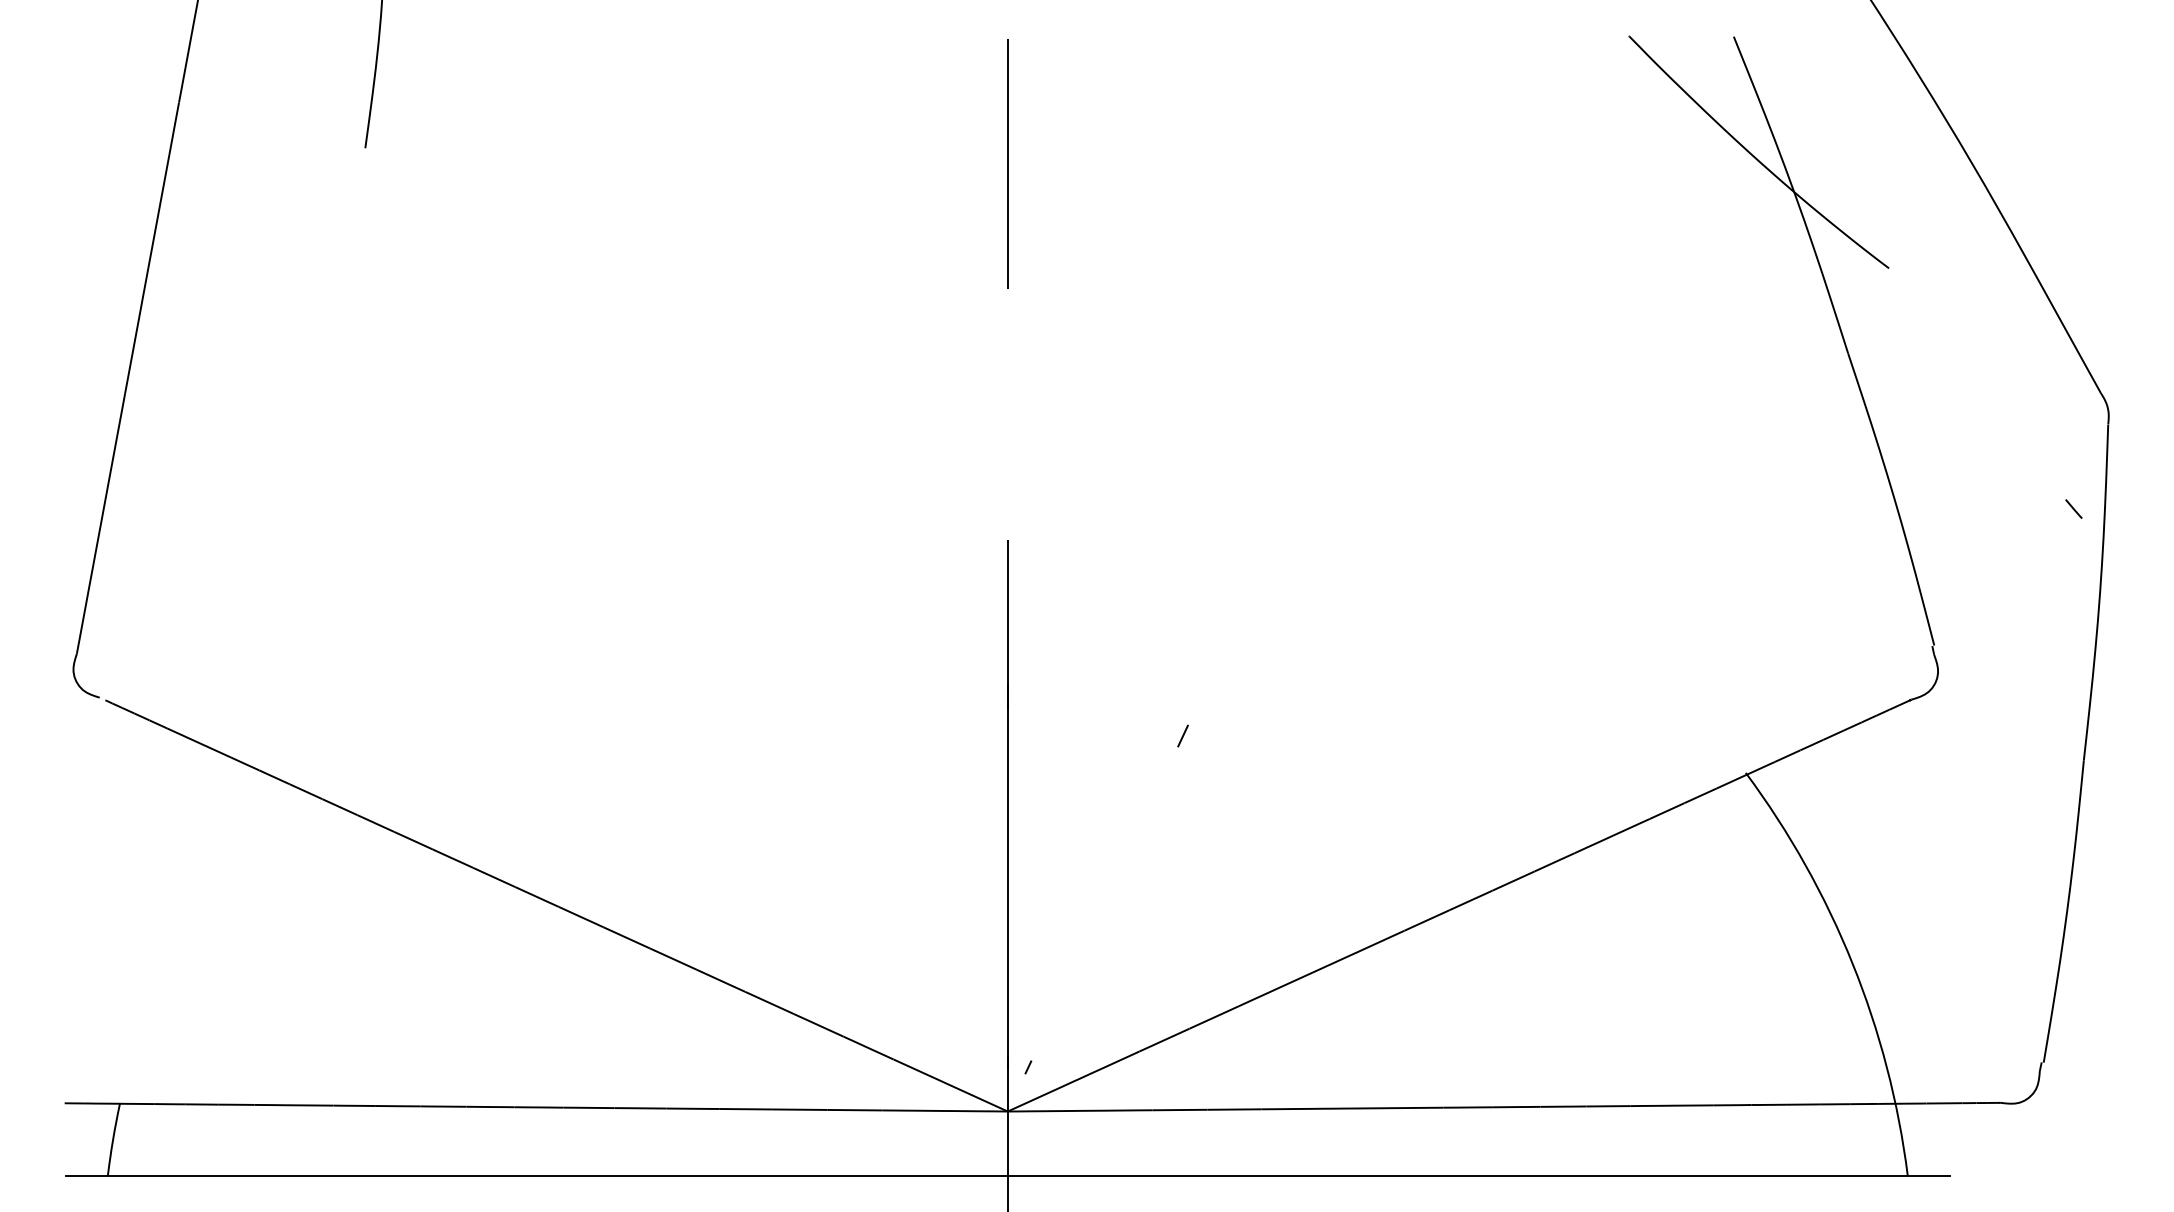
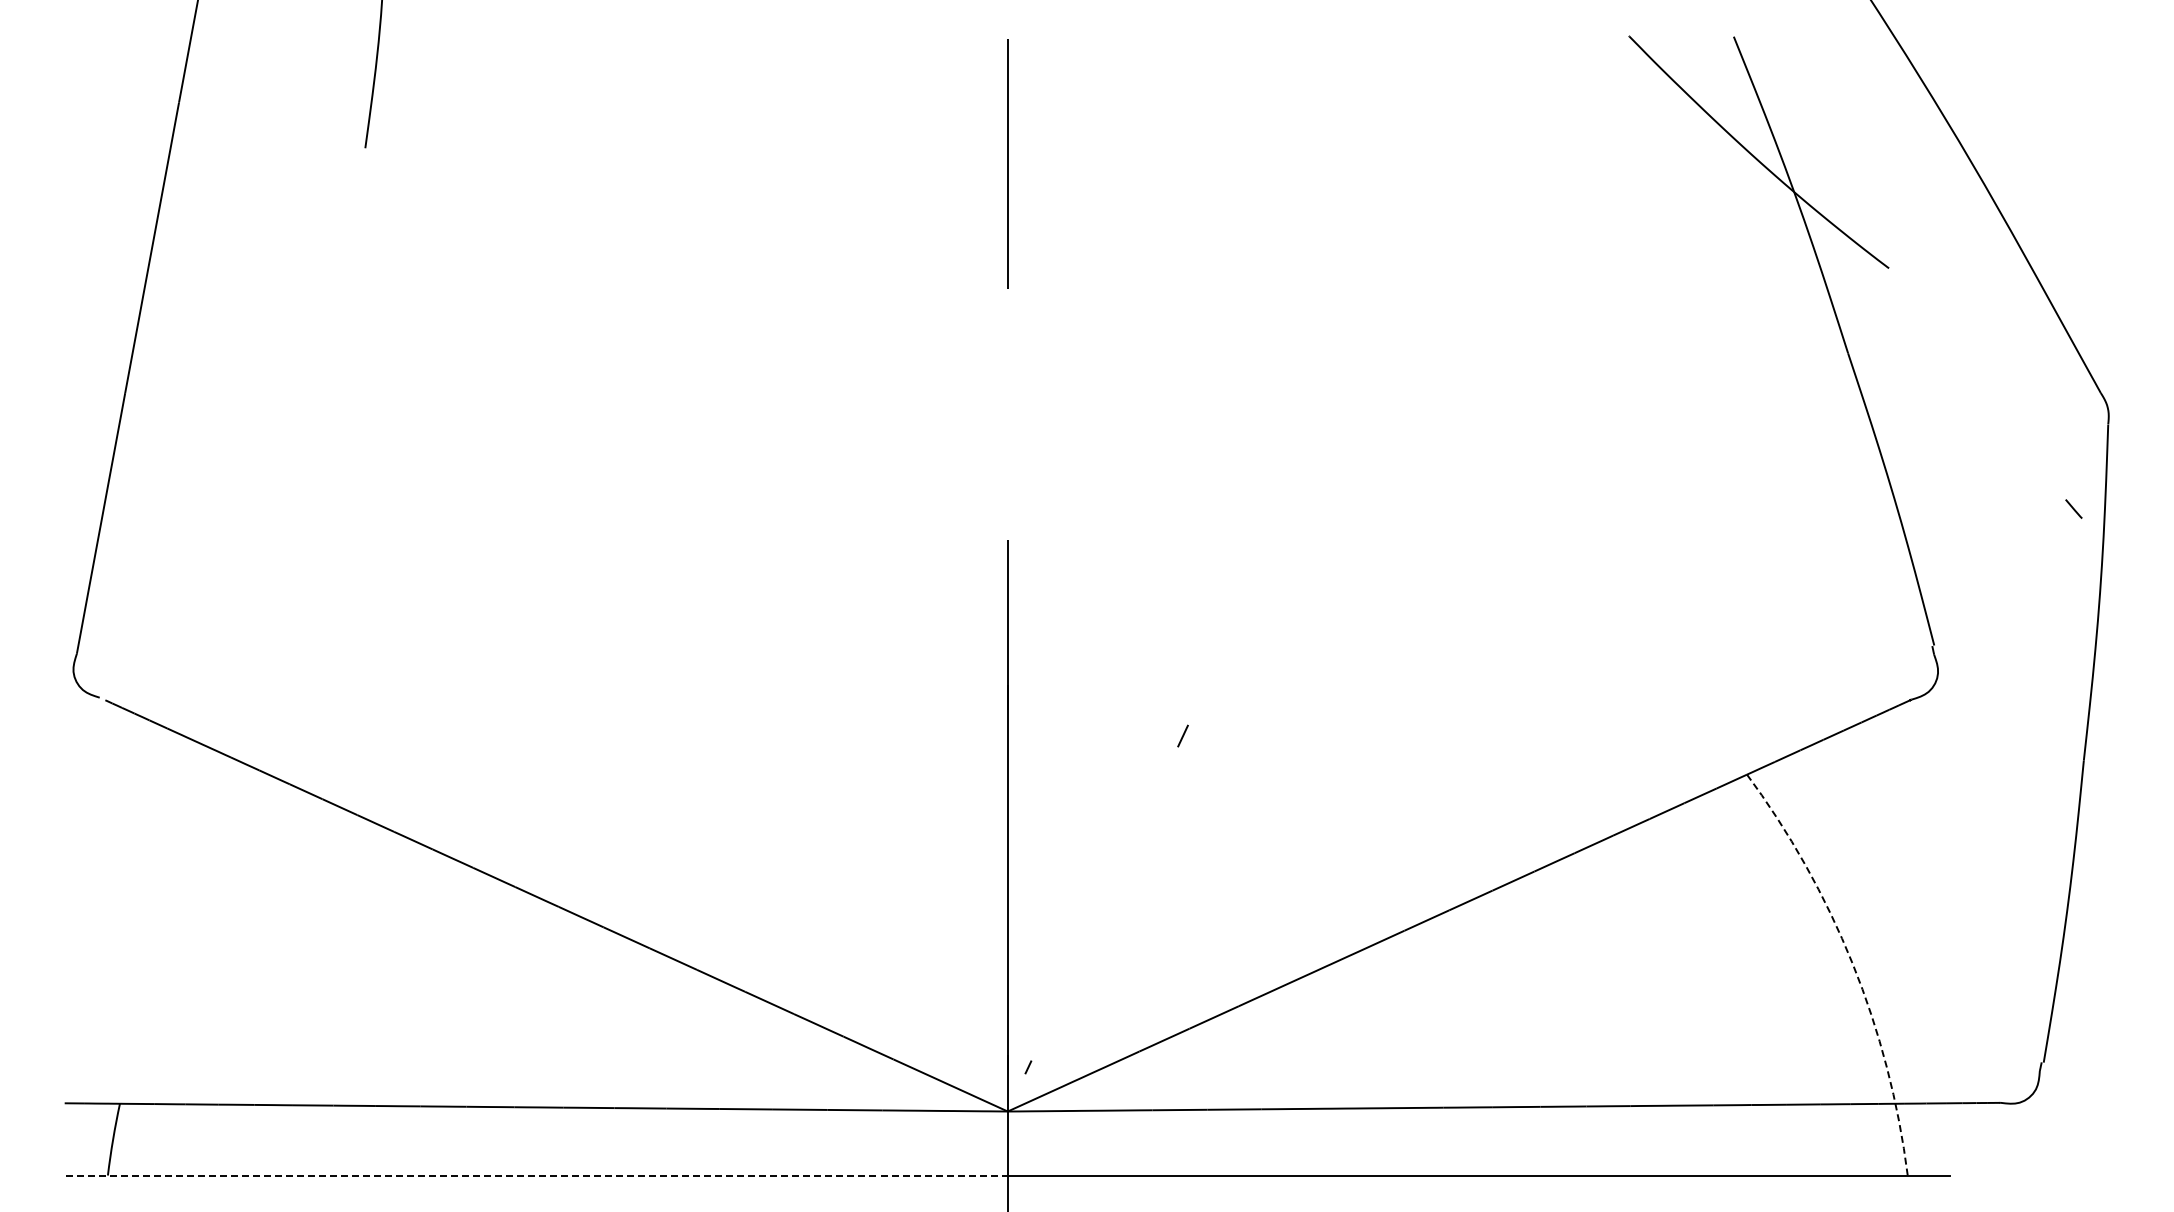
arc: solid -> dashed (1852, 963)
line: solid -> dashed (537, 1175)
